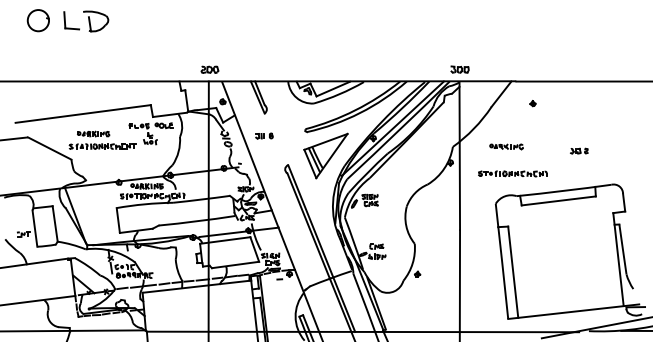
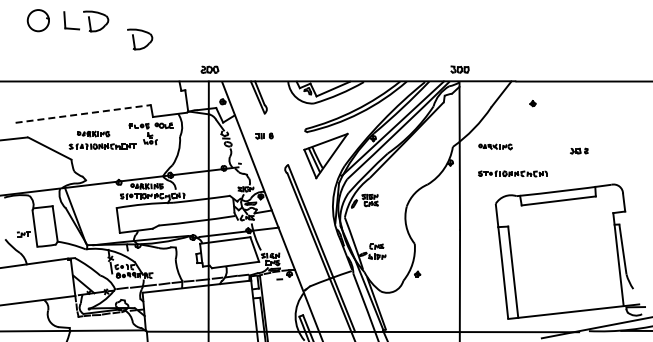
part: none -> present (140, 39)
line: solid -> dashed (83, 113)
part position: (506, 146) -> (495, 146) (495, 146)
